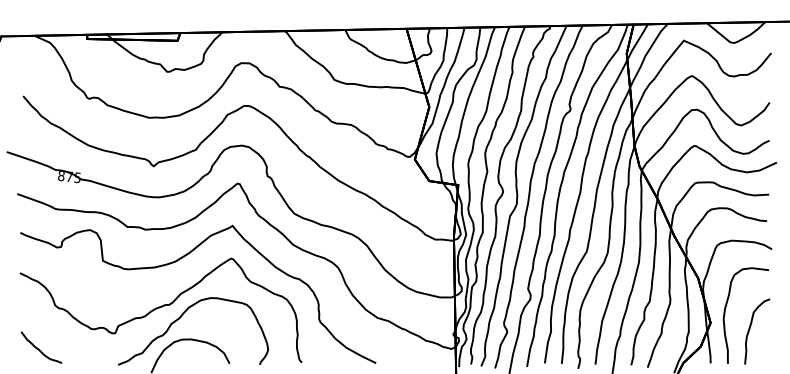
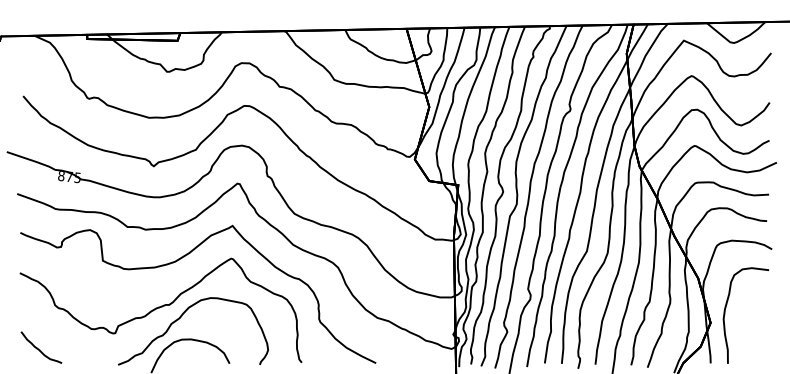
part: present -> none (750, 329)
